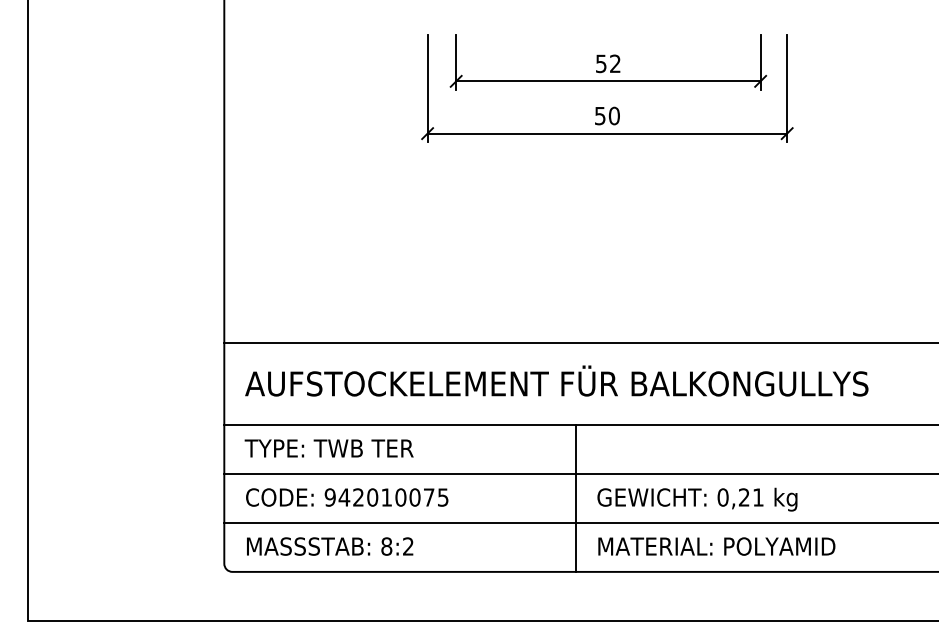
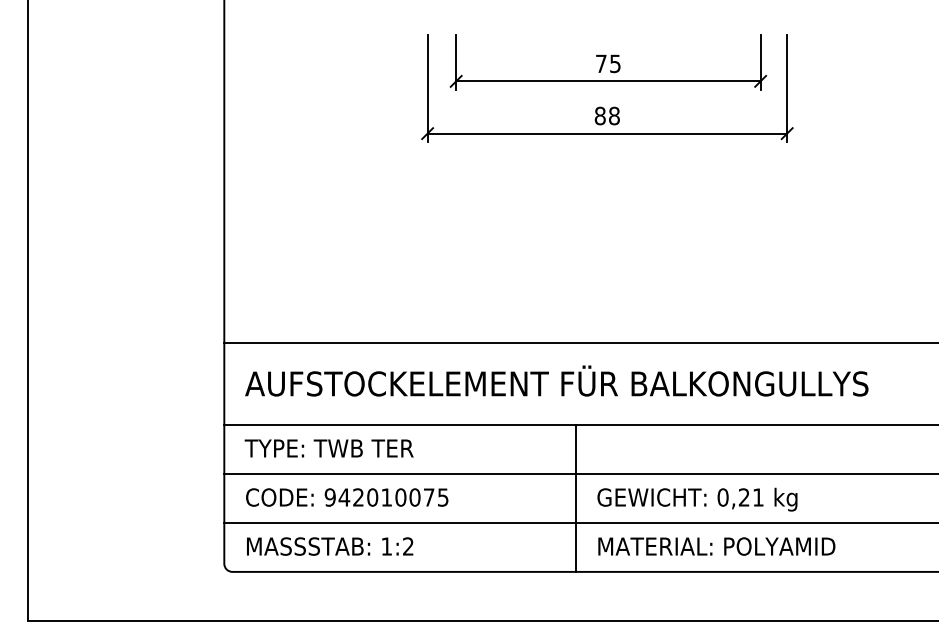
text: 52 -> 75 (608, 63)
text: 50 -> 88 (606, 115)
text: 8:2 -> 1:2 (386, 546)
